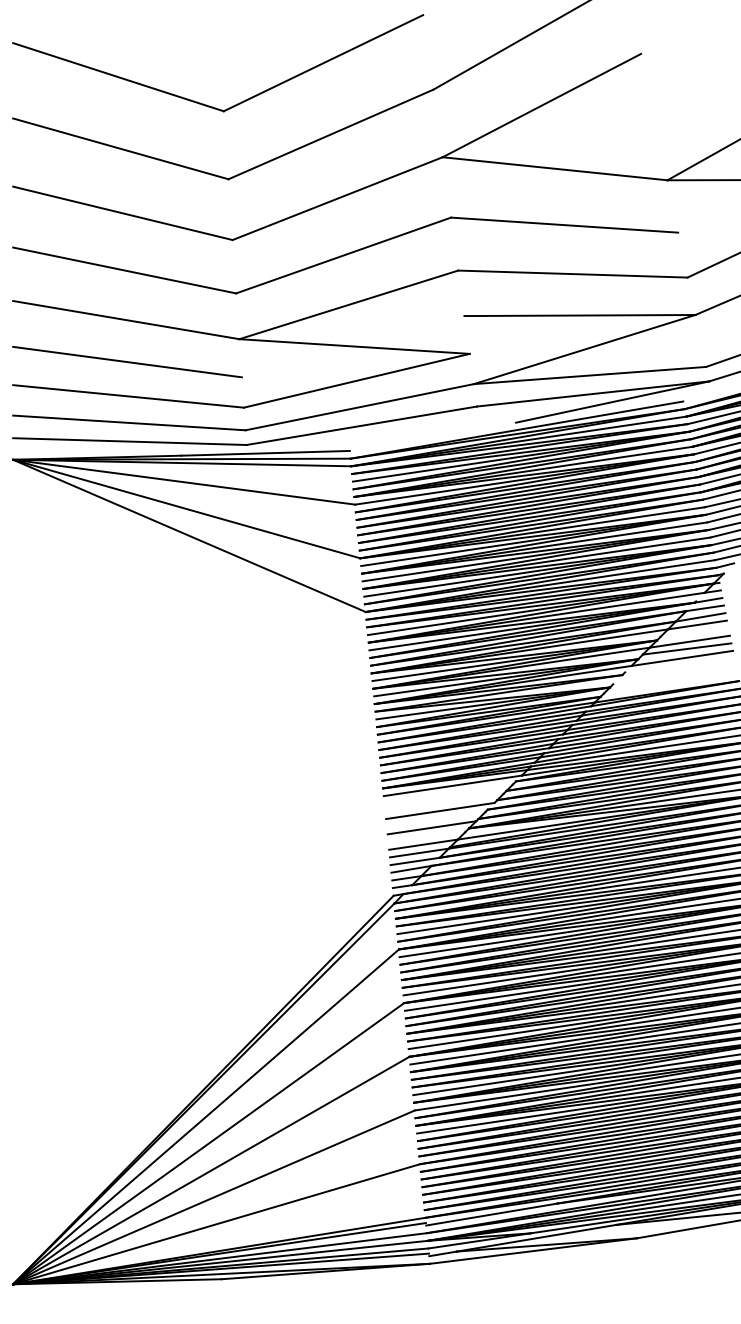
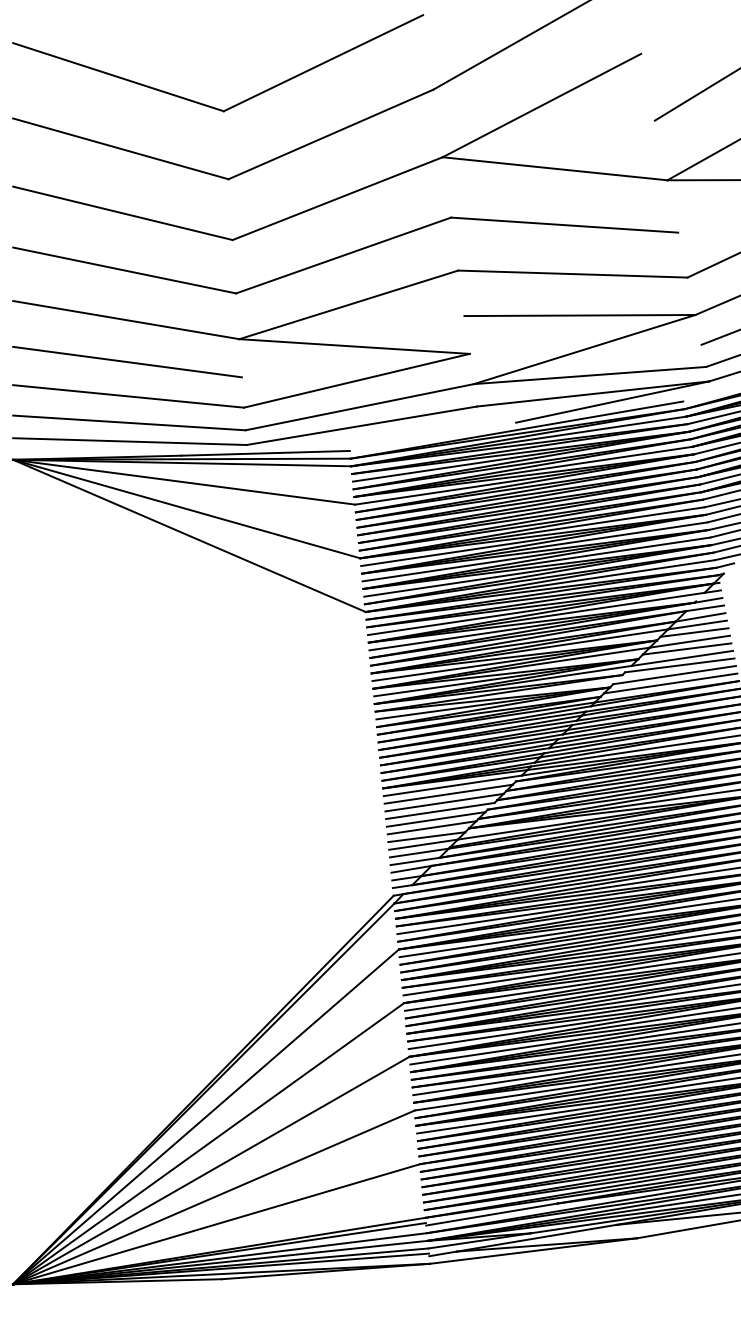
line: none -> present (695, 94)
line: none -> present (719, 337)
line: none -> present (694, 632)
line: none -> present (679, 665)
line: none -> present (674, 675)
line: none -> present (670, 683)
line: none -> present (448, 793)
line: none -> present (444, 802)
line: none -> present (435, 819)
line: none -> present (426, 837)
